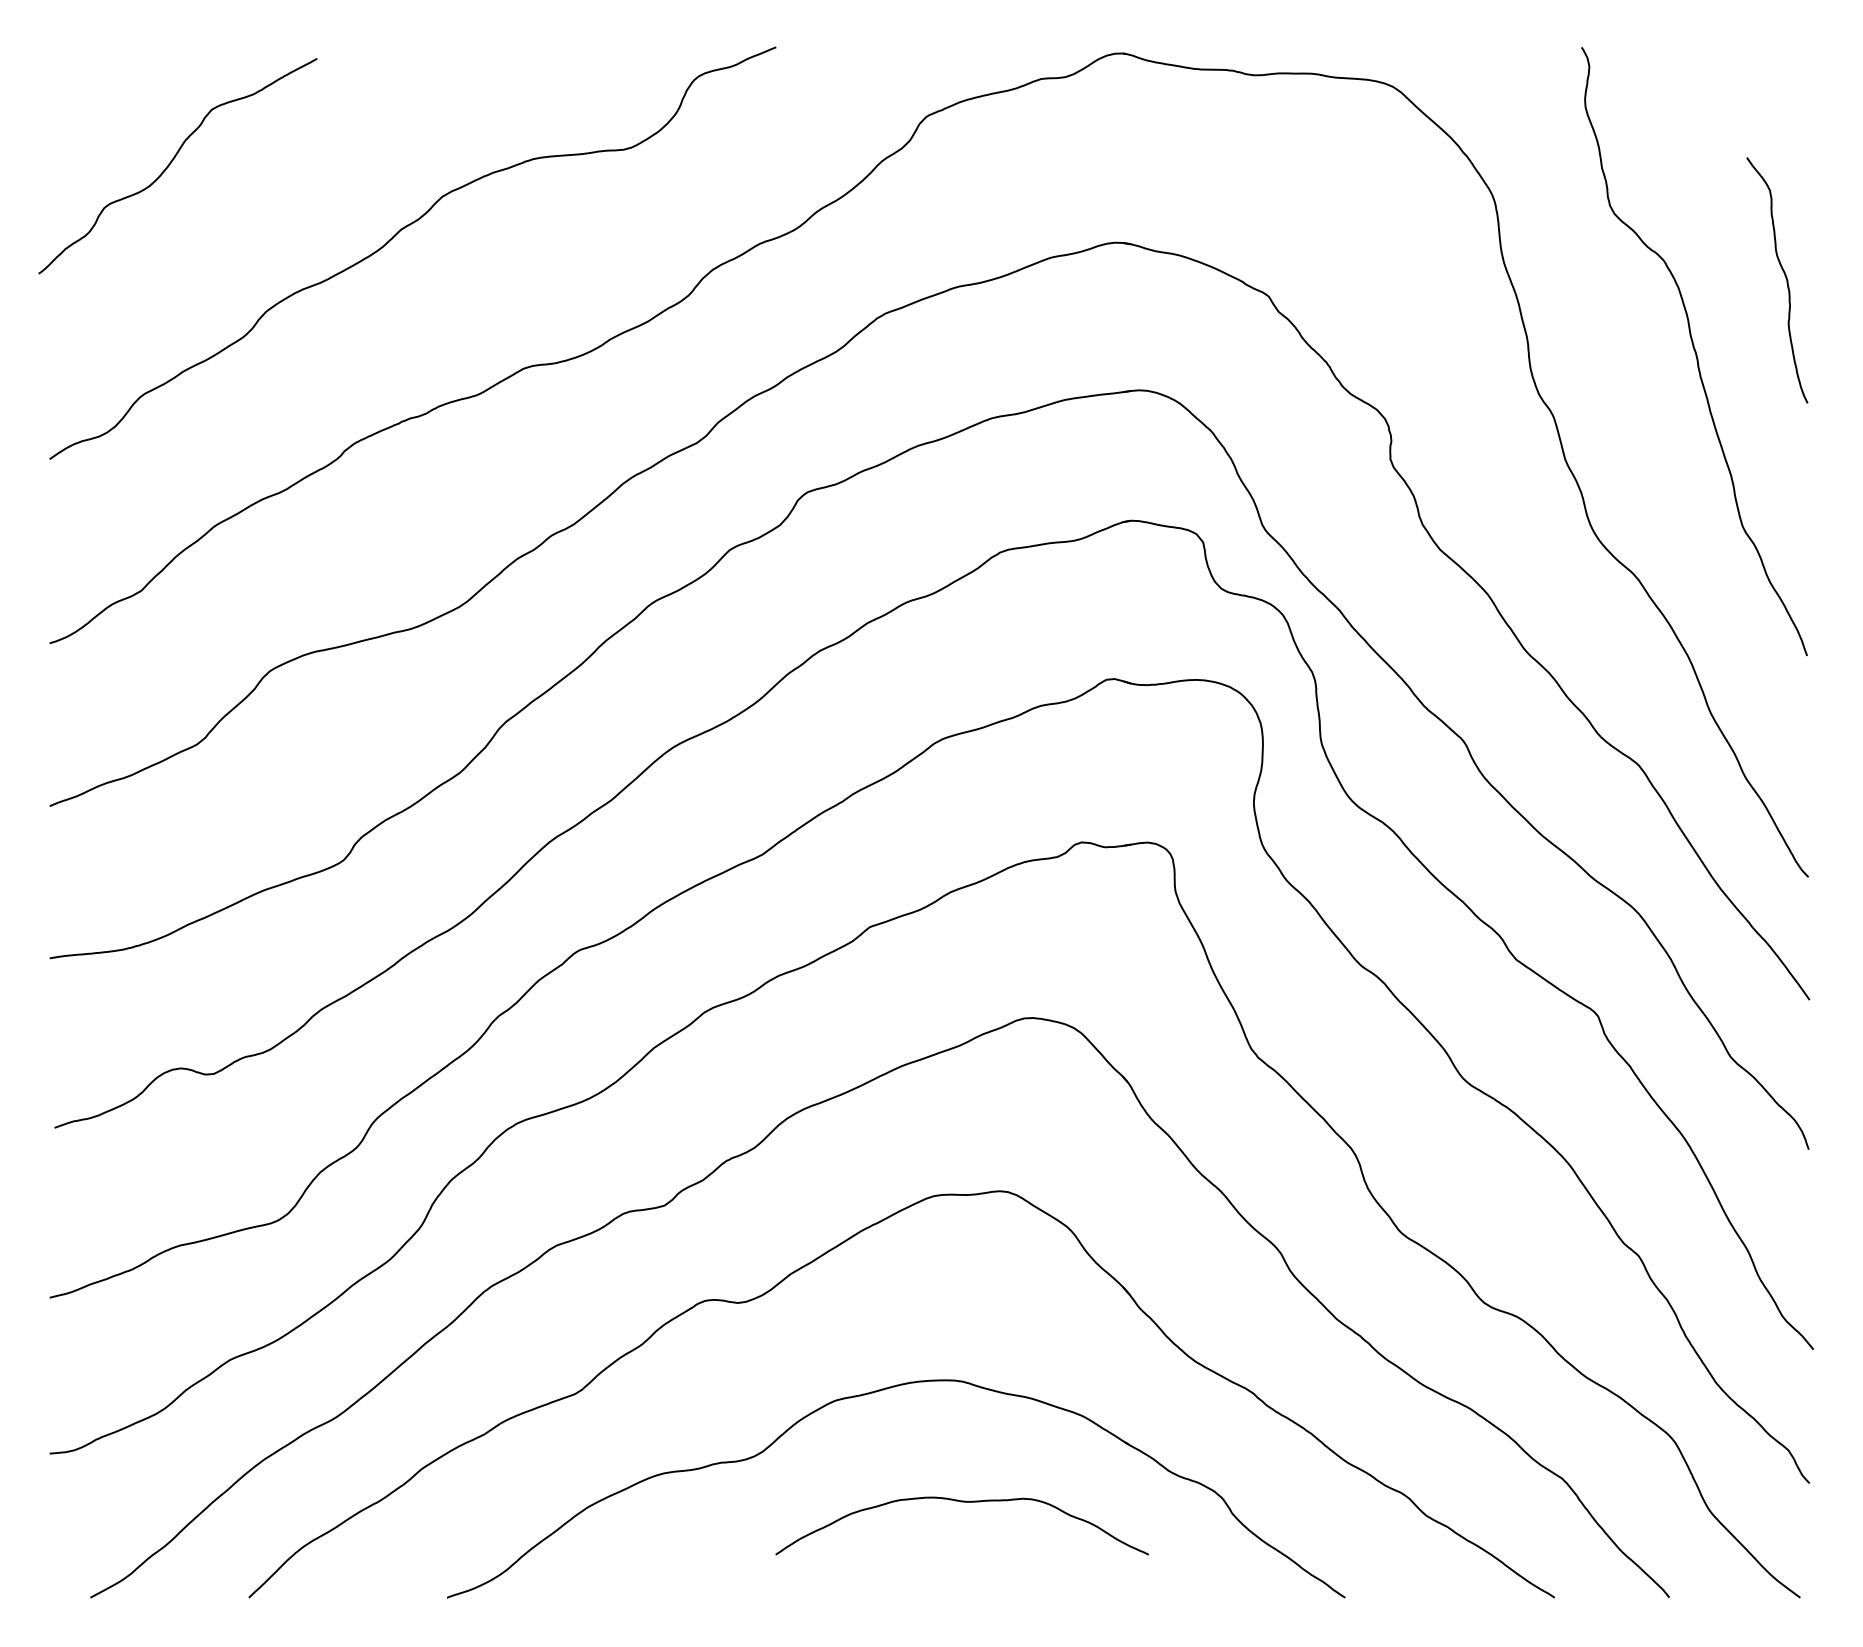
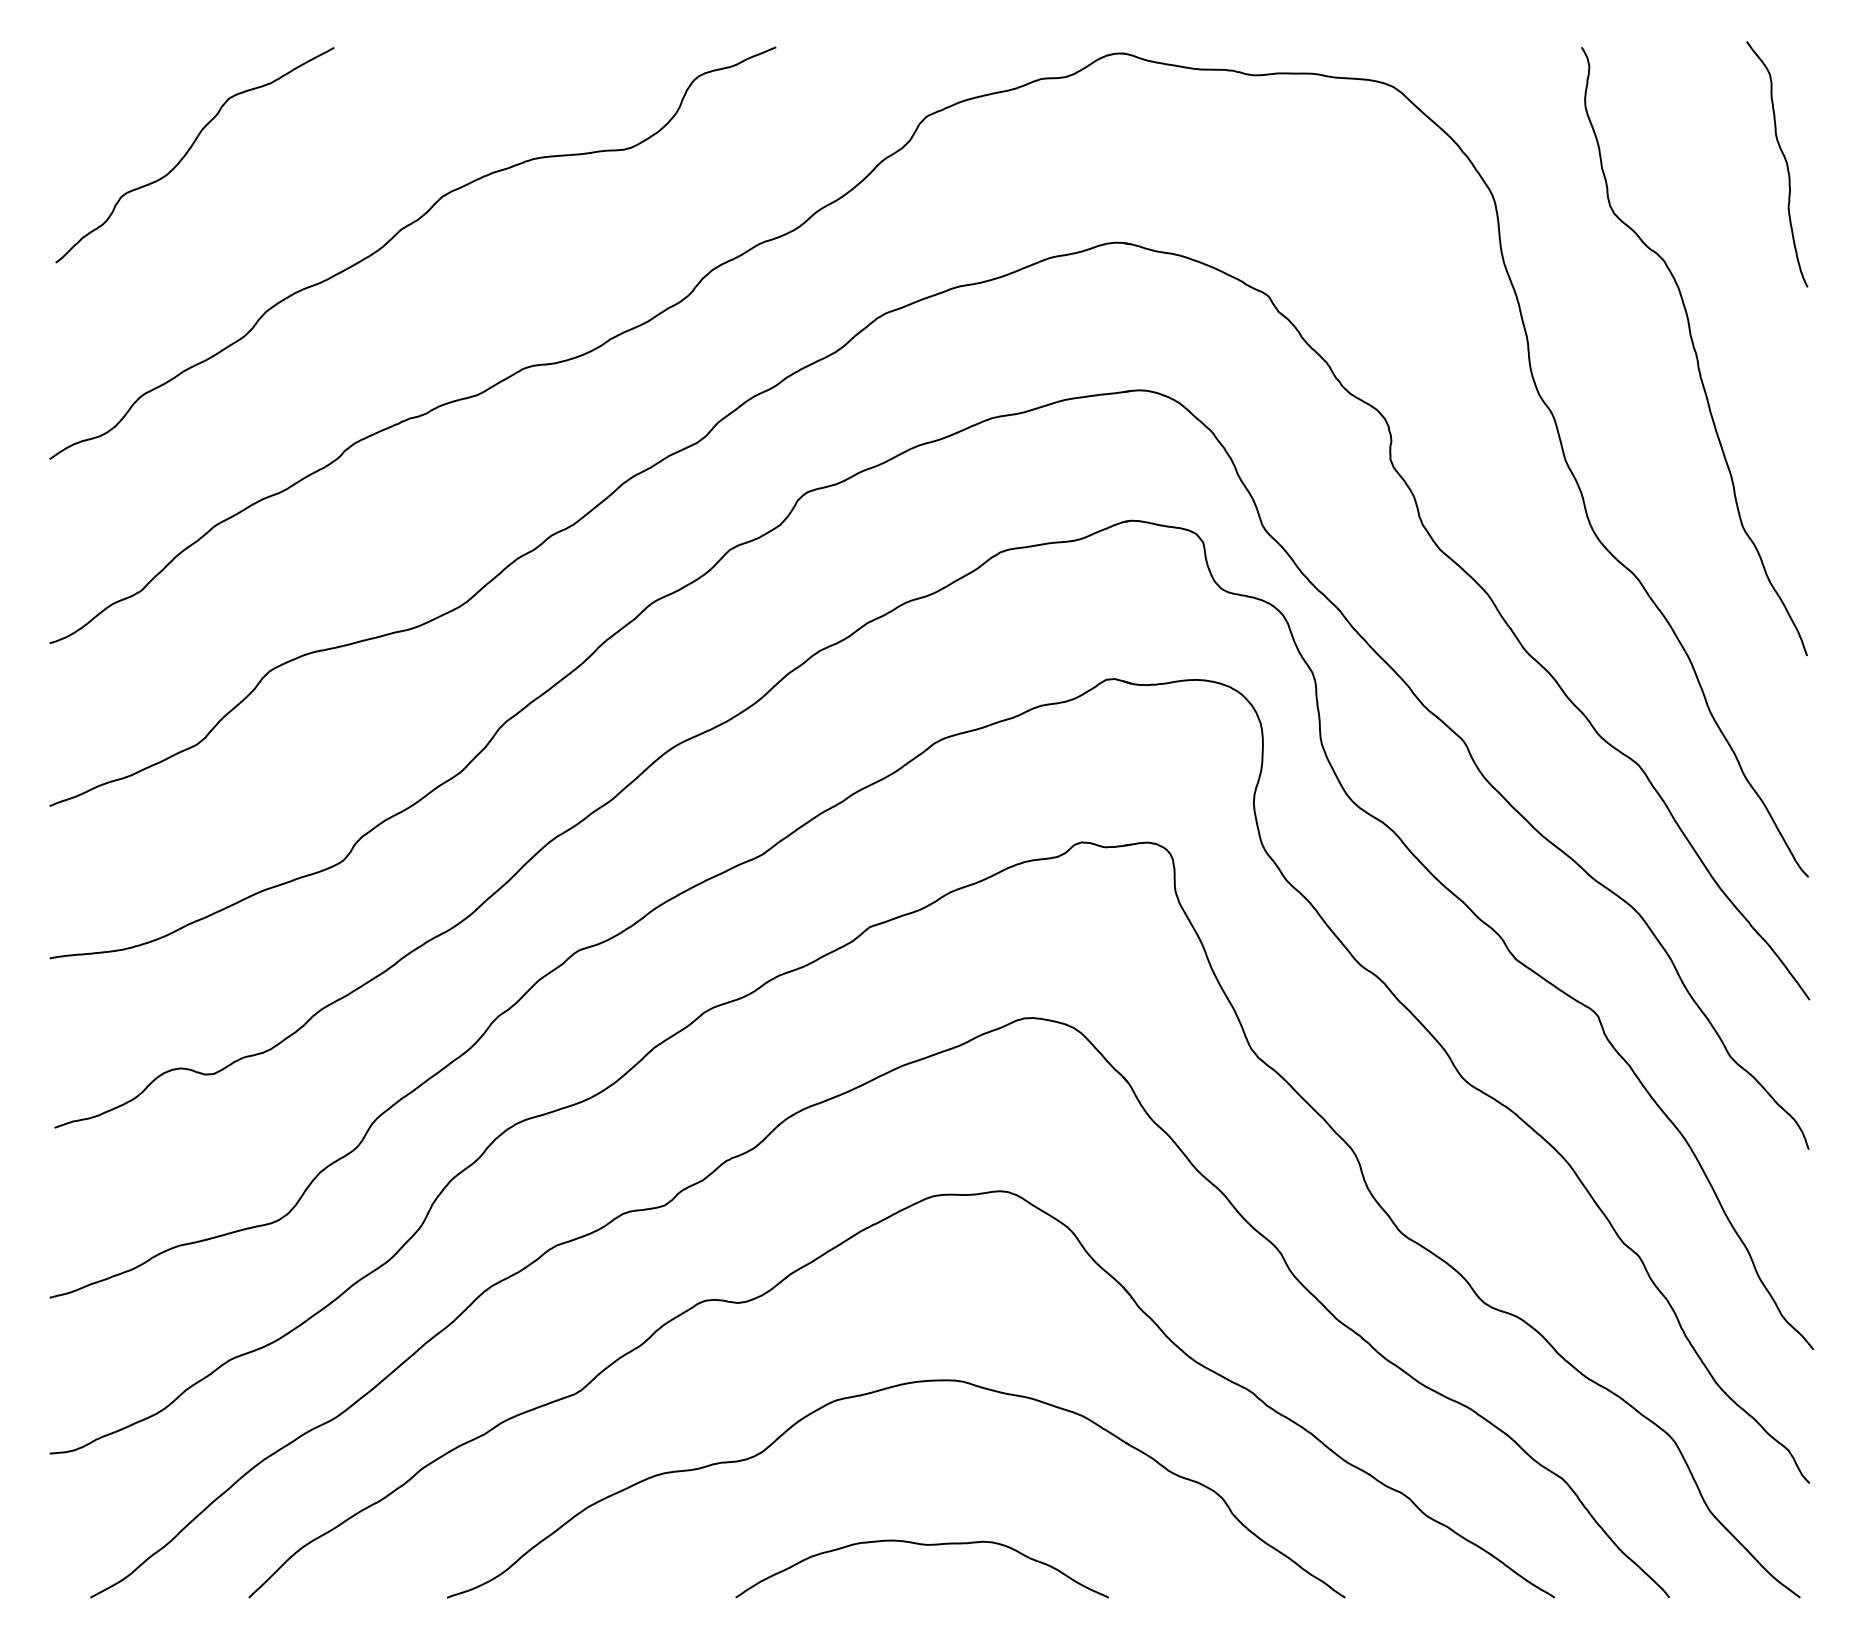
curve position: (171, 163) -> (188, 152) (188, 152)
curve position: (1785, 278) -> (1785, 162) (1785, 162)
curve position: (961, 1502) -> (921, 1545) (921, 1545)
